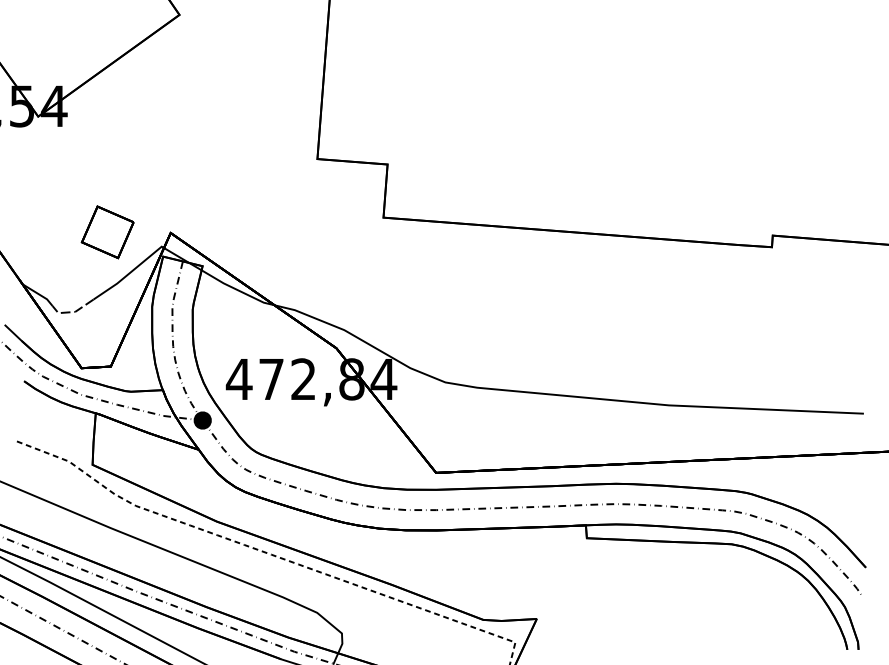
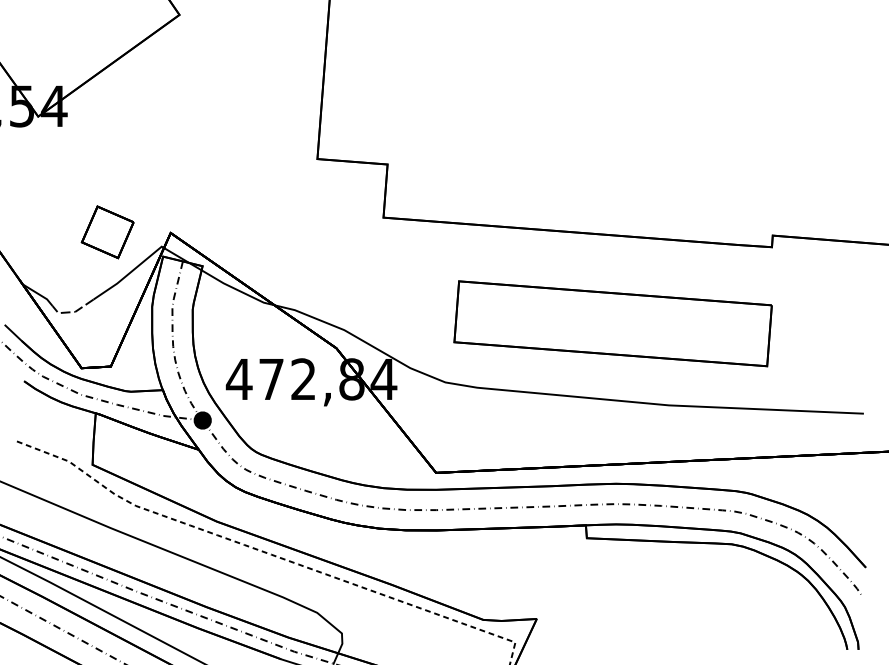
part: none -> present (612, 323)
